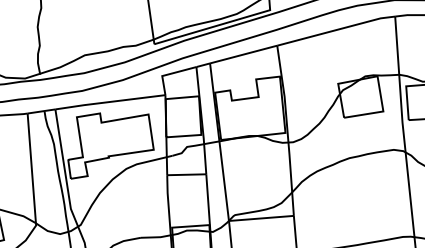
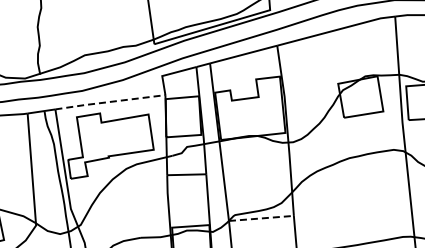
line: solid -> dashed (109, 101)
line: solid -> dashed (261, 218)
